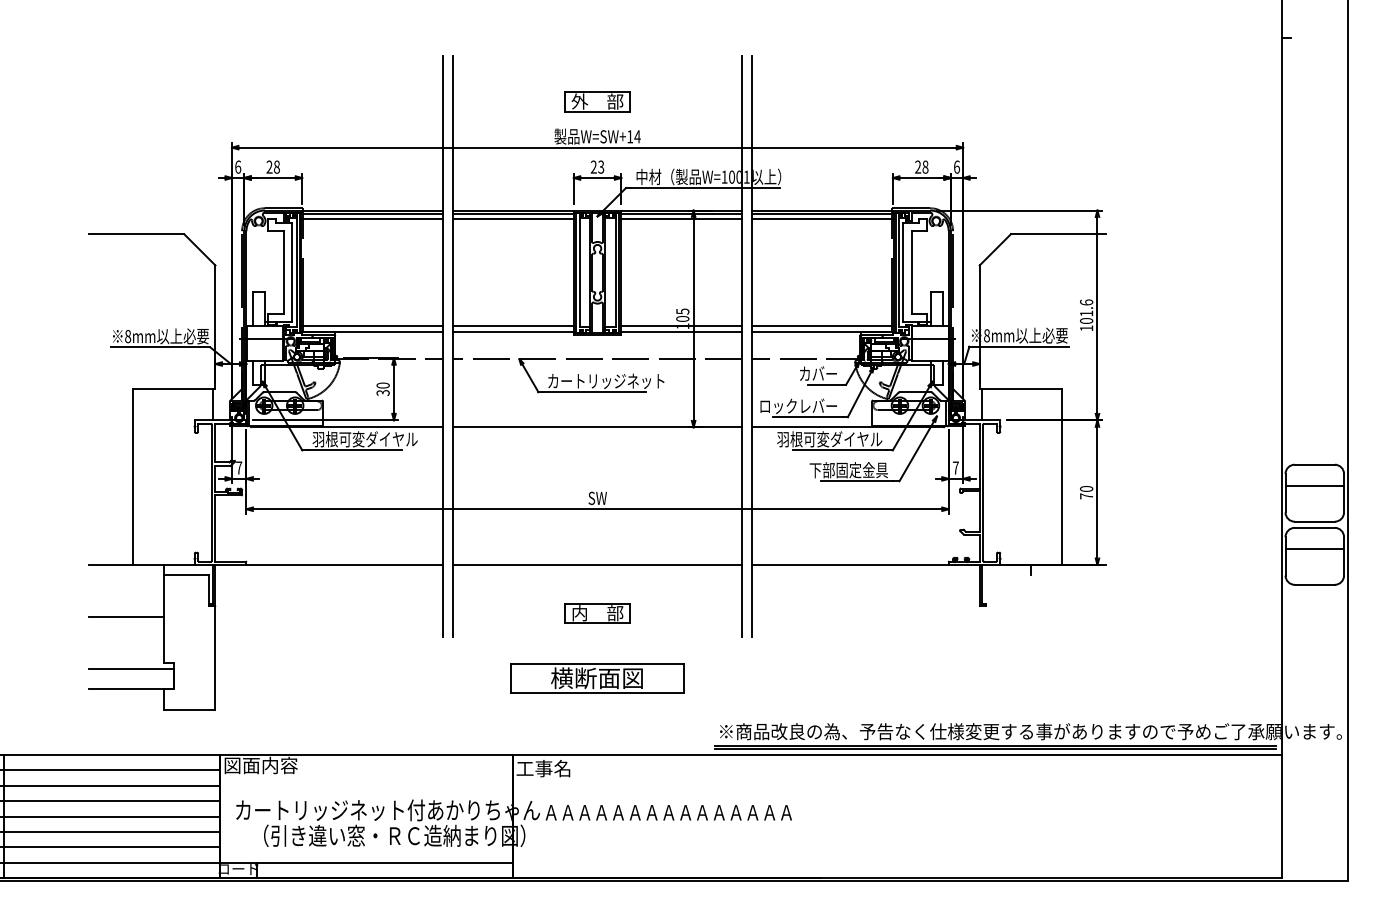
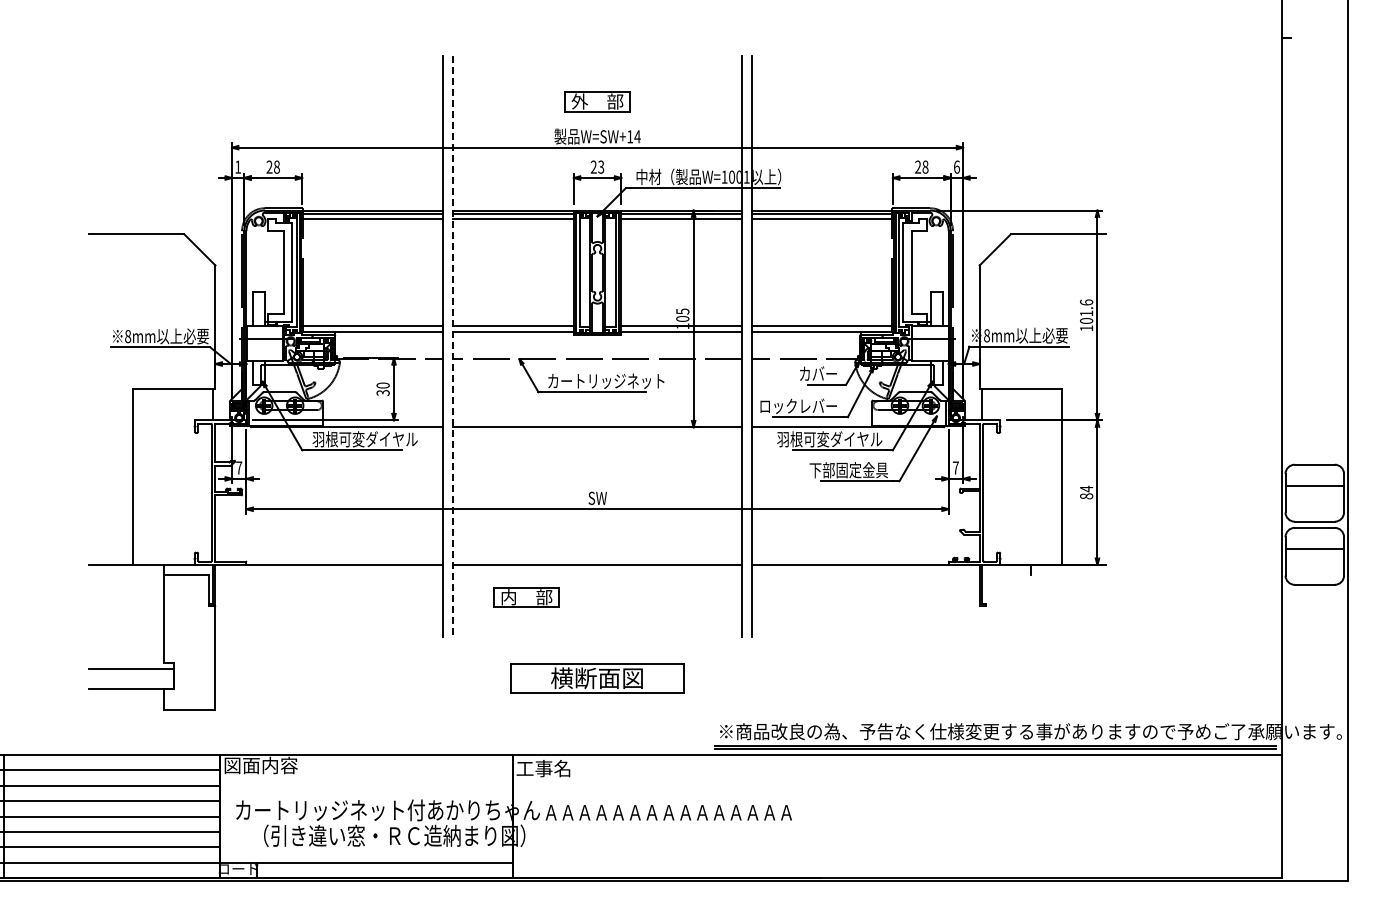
text: 6 -> 1 (238, 166)
line: solid -> dashed (452, 347)
text: 70 -> 84 (1086, 492)
part position: (597, 613) -> (526, 597) (526, 597)
line: present -> none (126, 616)
